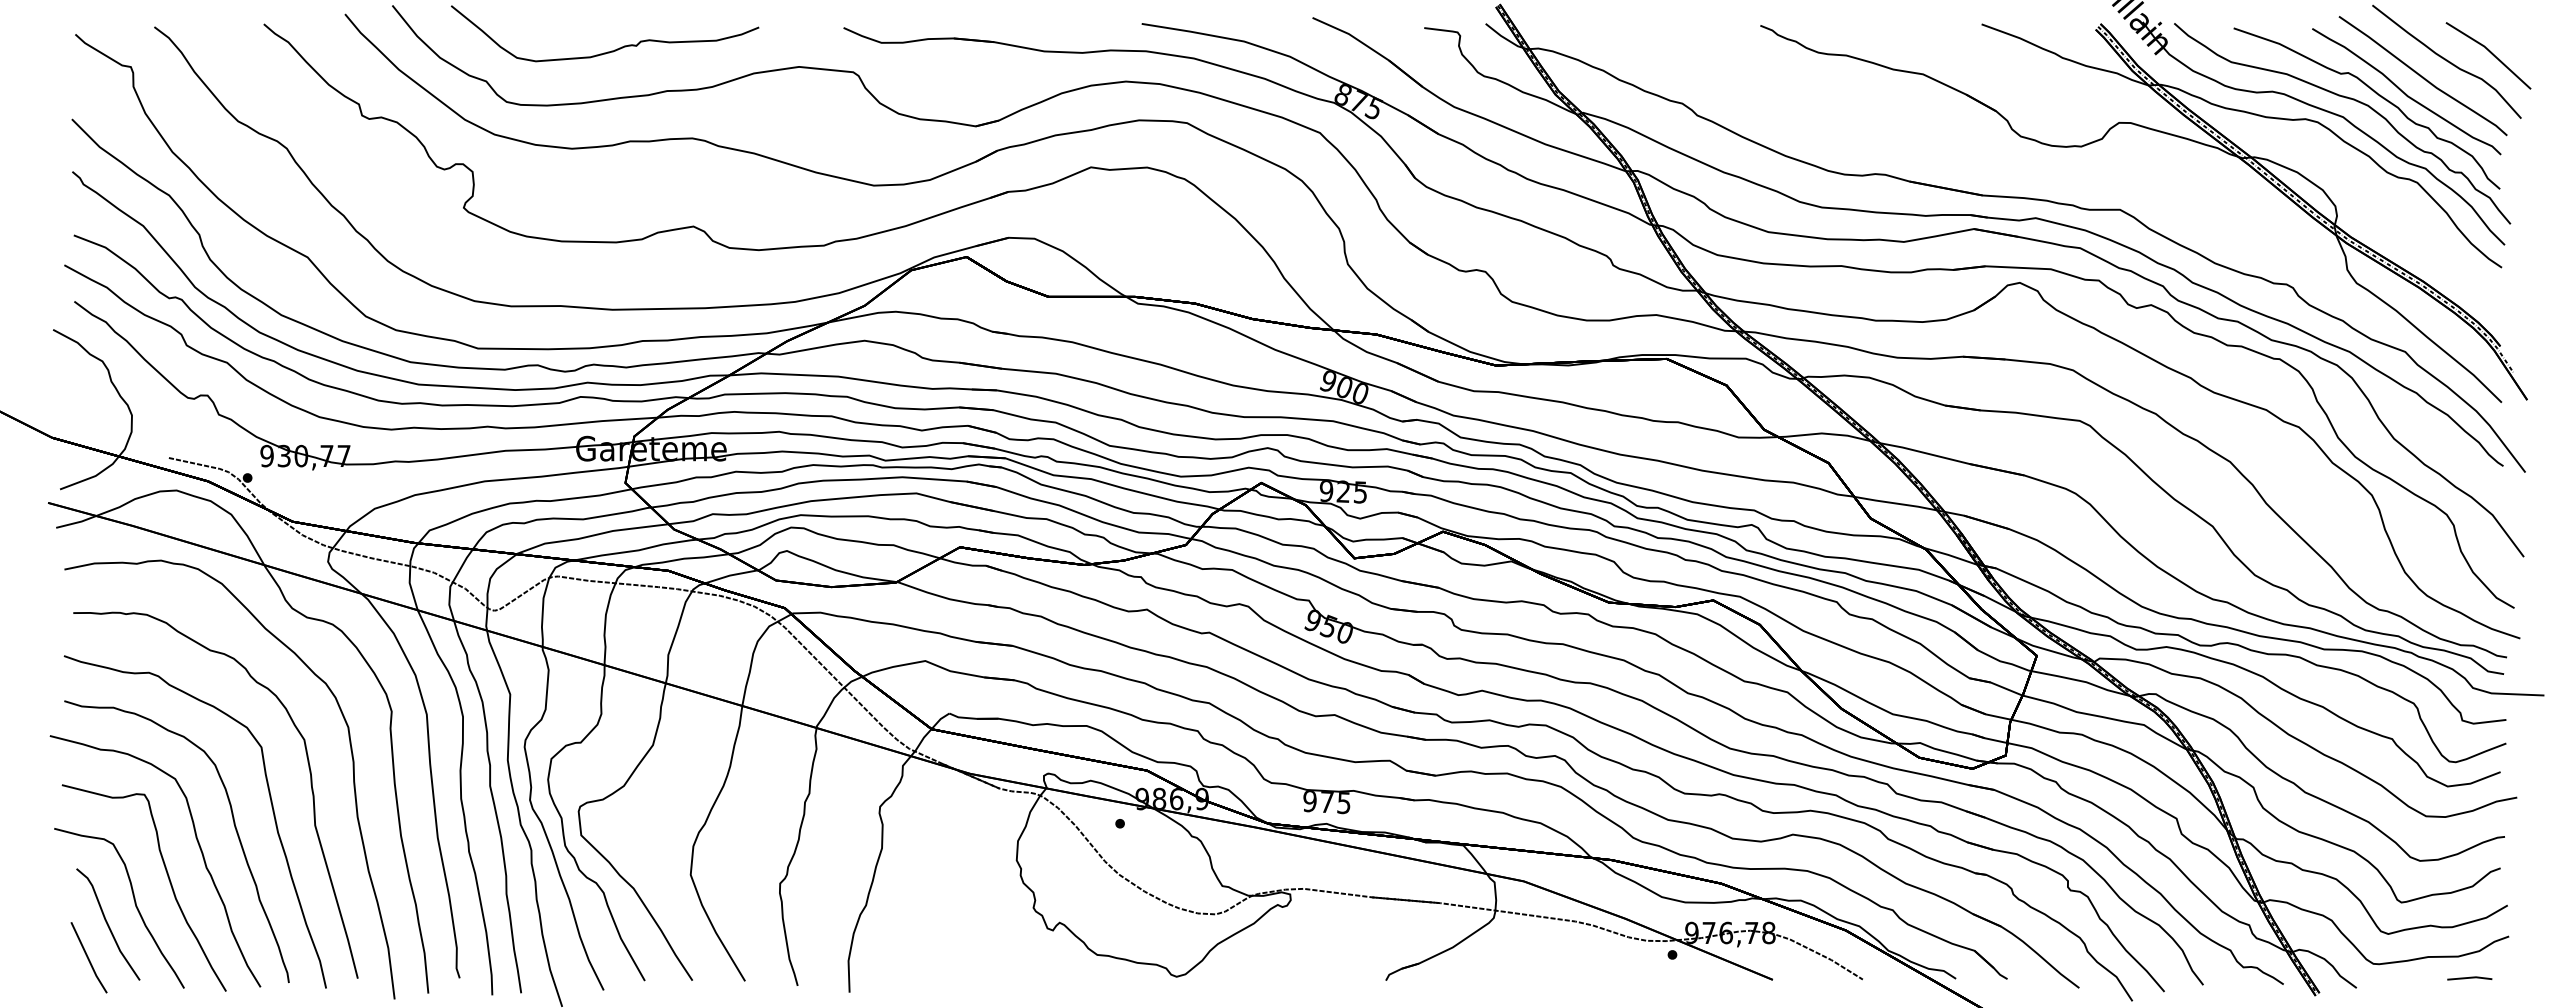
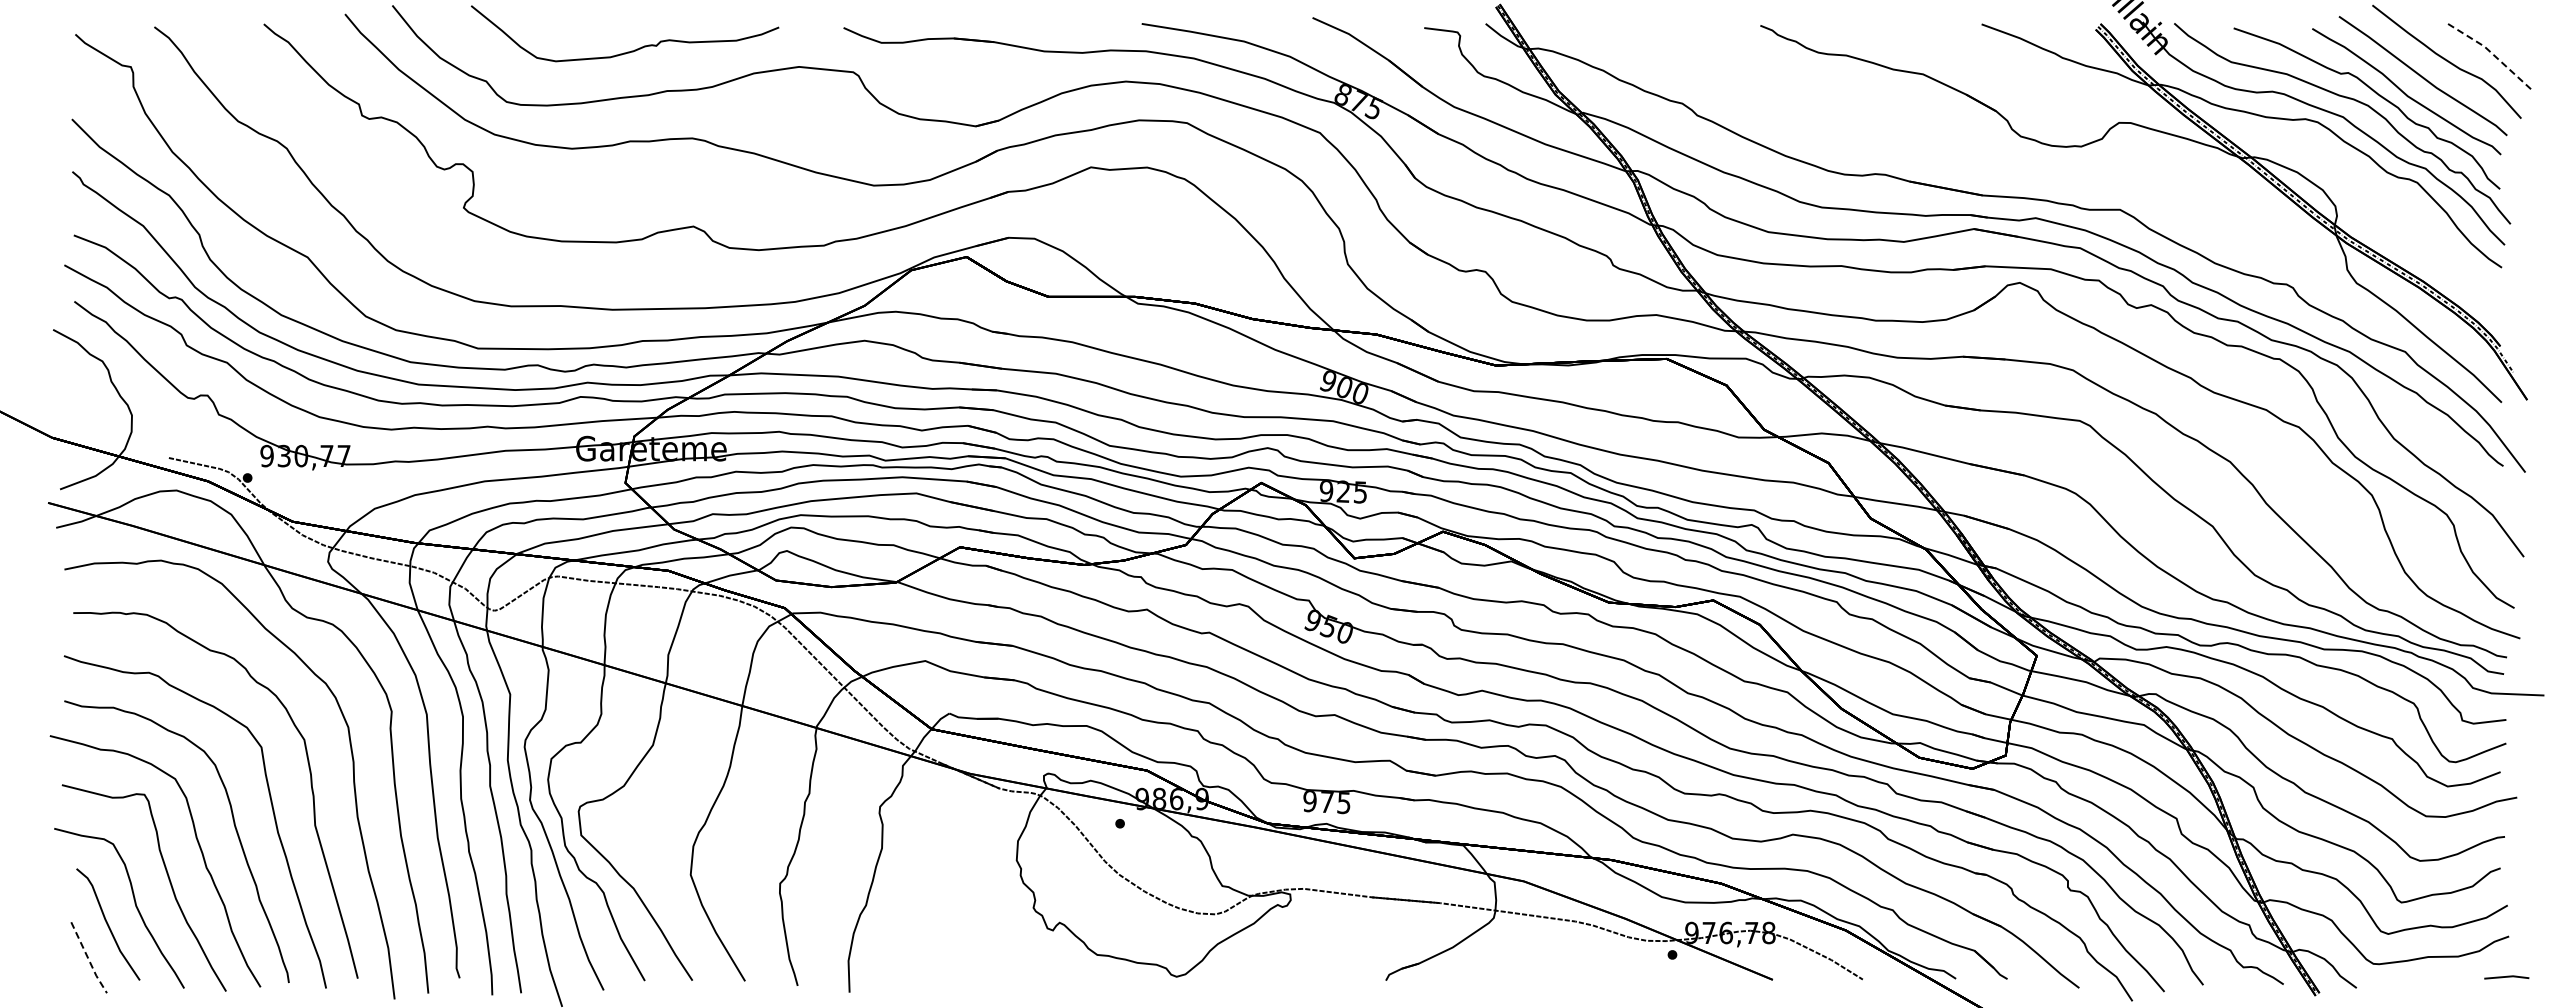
curve position: (607, 51) -> (627, 51) (627, 51)
line: solid -> dashed (2490, 51)
line: solid -> dashed (88, 958)
line position: (2469, 978) -> (2506, 977) (2506, 977)
